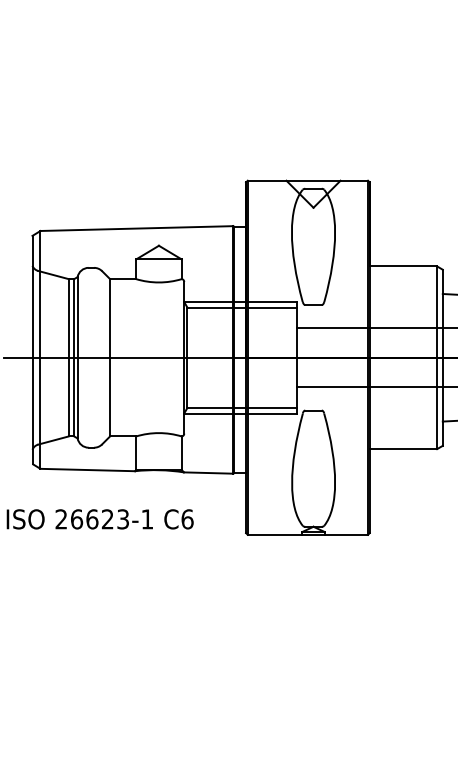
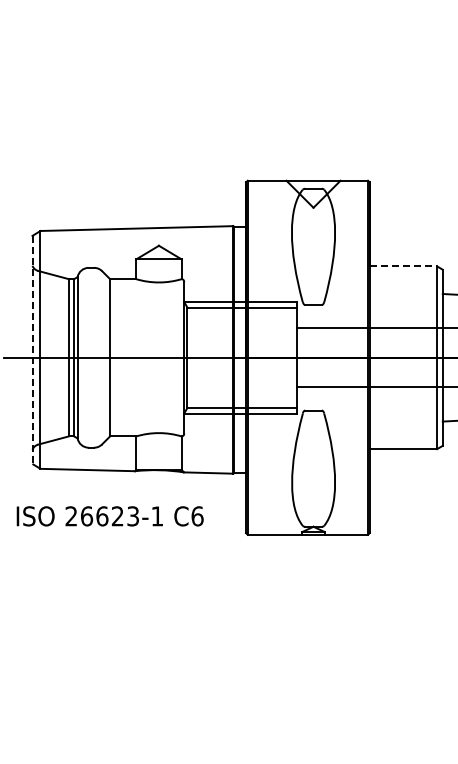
line: solid -> dashed (403, 266)
line: solid -> dashed (32, 350)
text position: (99, 519) -> (109, 516) (109, 516)
